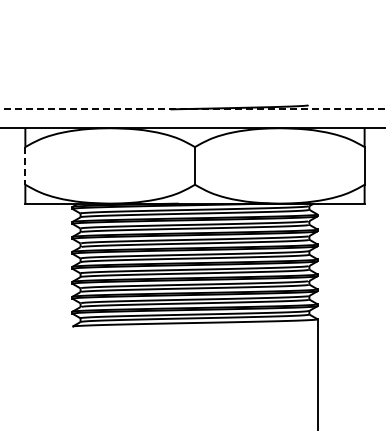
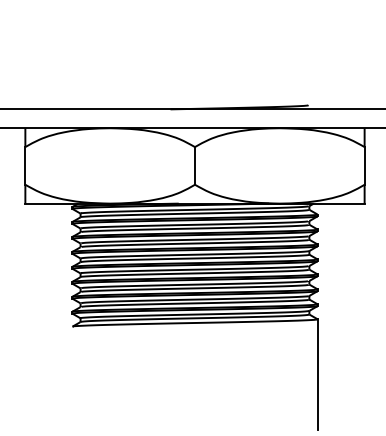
line: dashed -> solid (192, 109)
line: dashed -> solid (25, 165)
